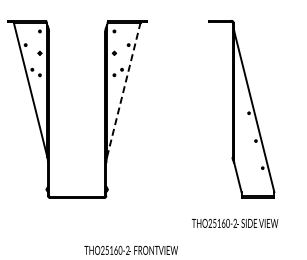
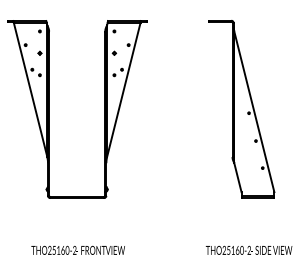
line: dashed -> solid (123, 89)
text position: (234, 222) -> (248, 249) (248, 249)
text position: (130, 249) -> (77, 249) (77, 249)
